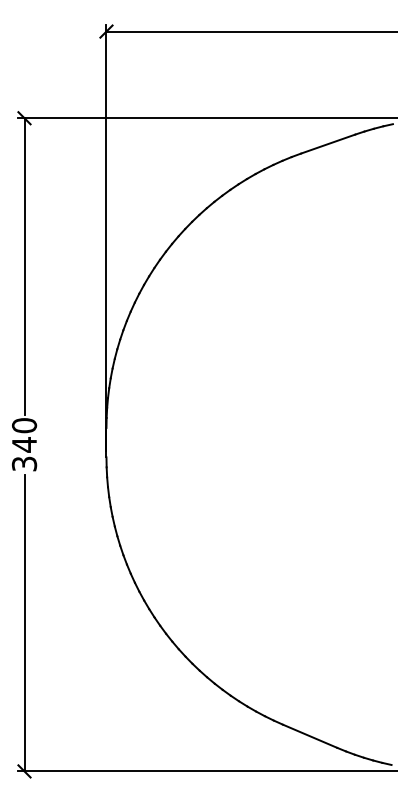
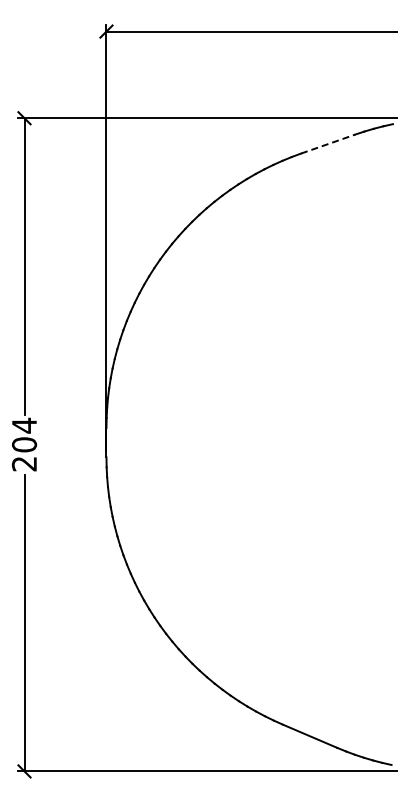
line: solid -> dashed (328, 144)
text: 340 -> 204 (24, 444)
